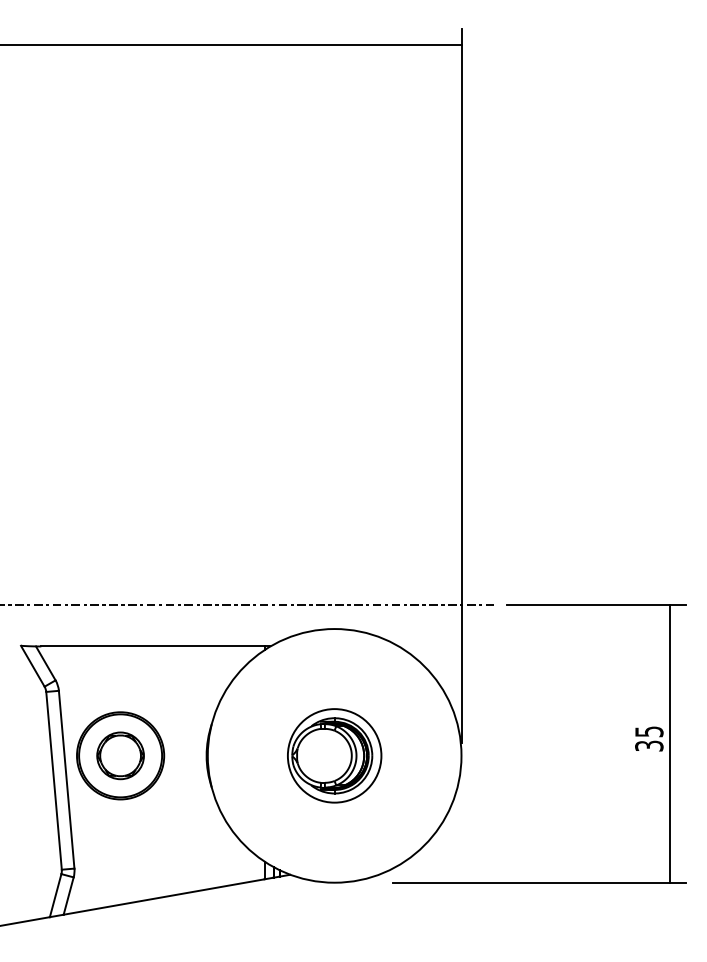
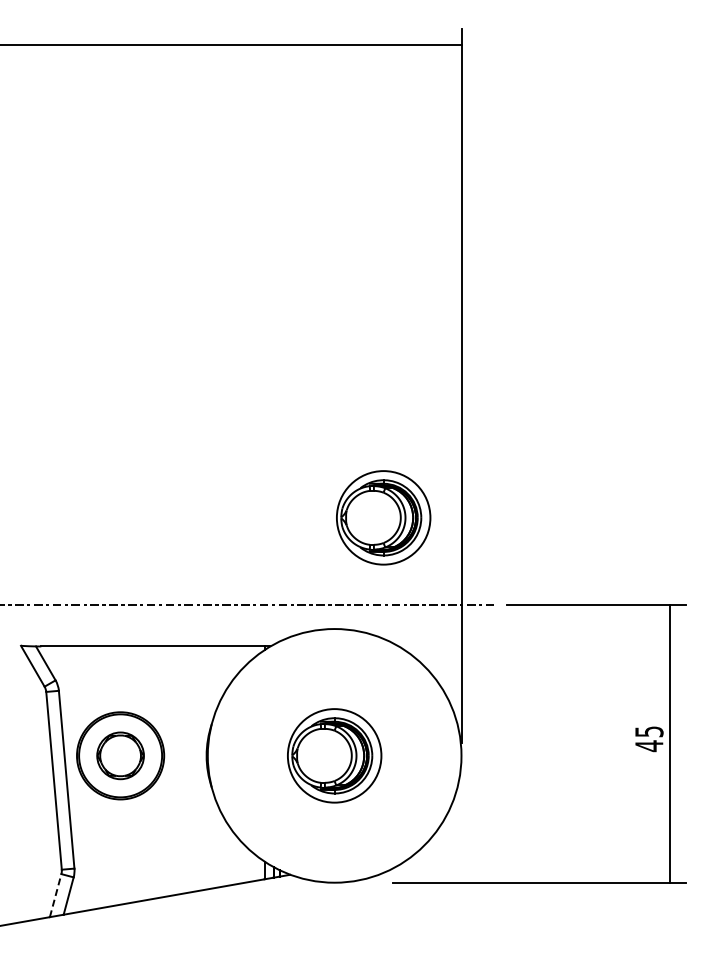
part: none -> present (383, 517)
text: 35 -> 45 (649, 746)
line: solid -> dashed (55, 895)
